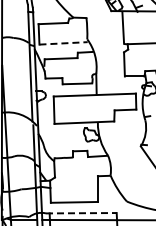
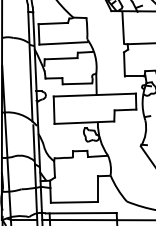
line: dashed -> solid (64, 43)
line: dashed -> solid (81, 213)
